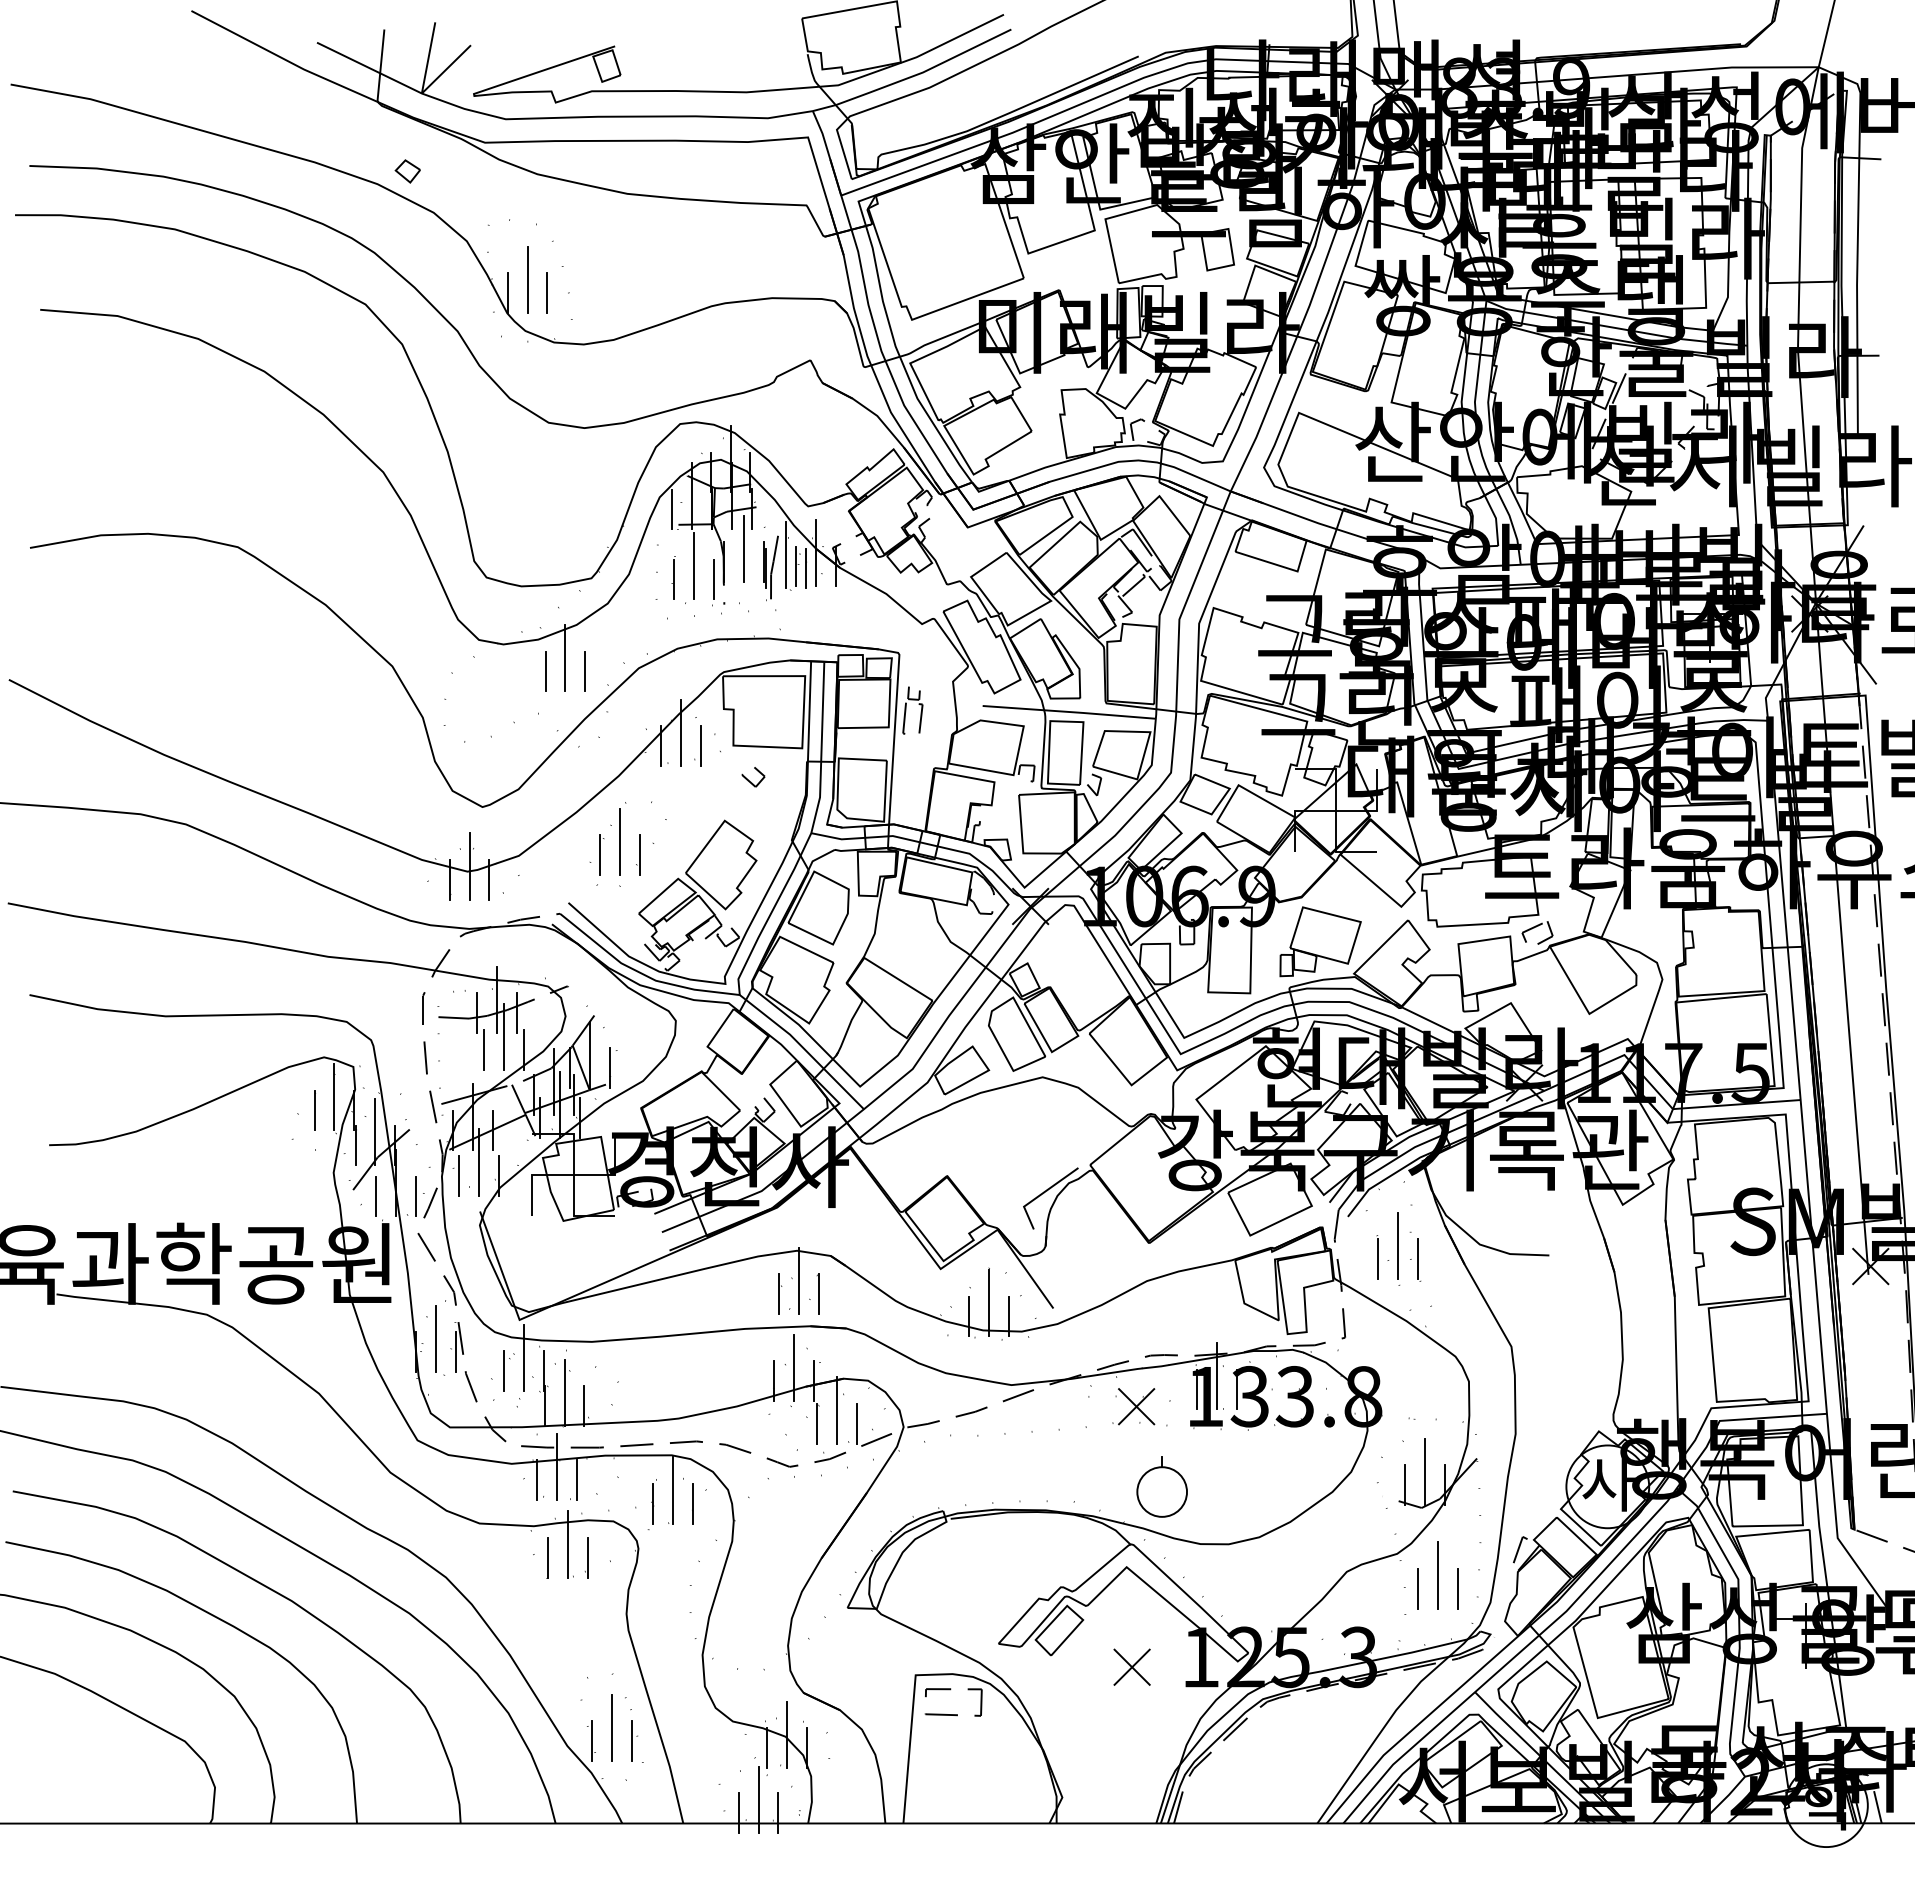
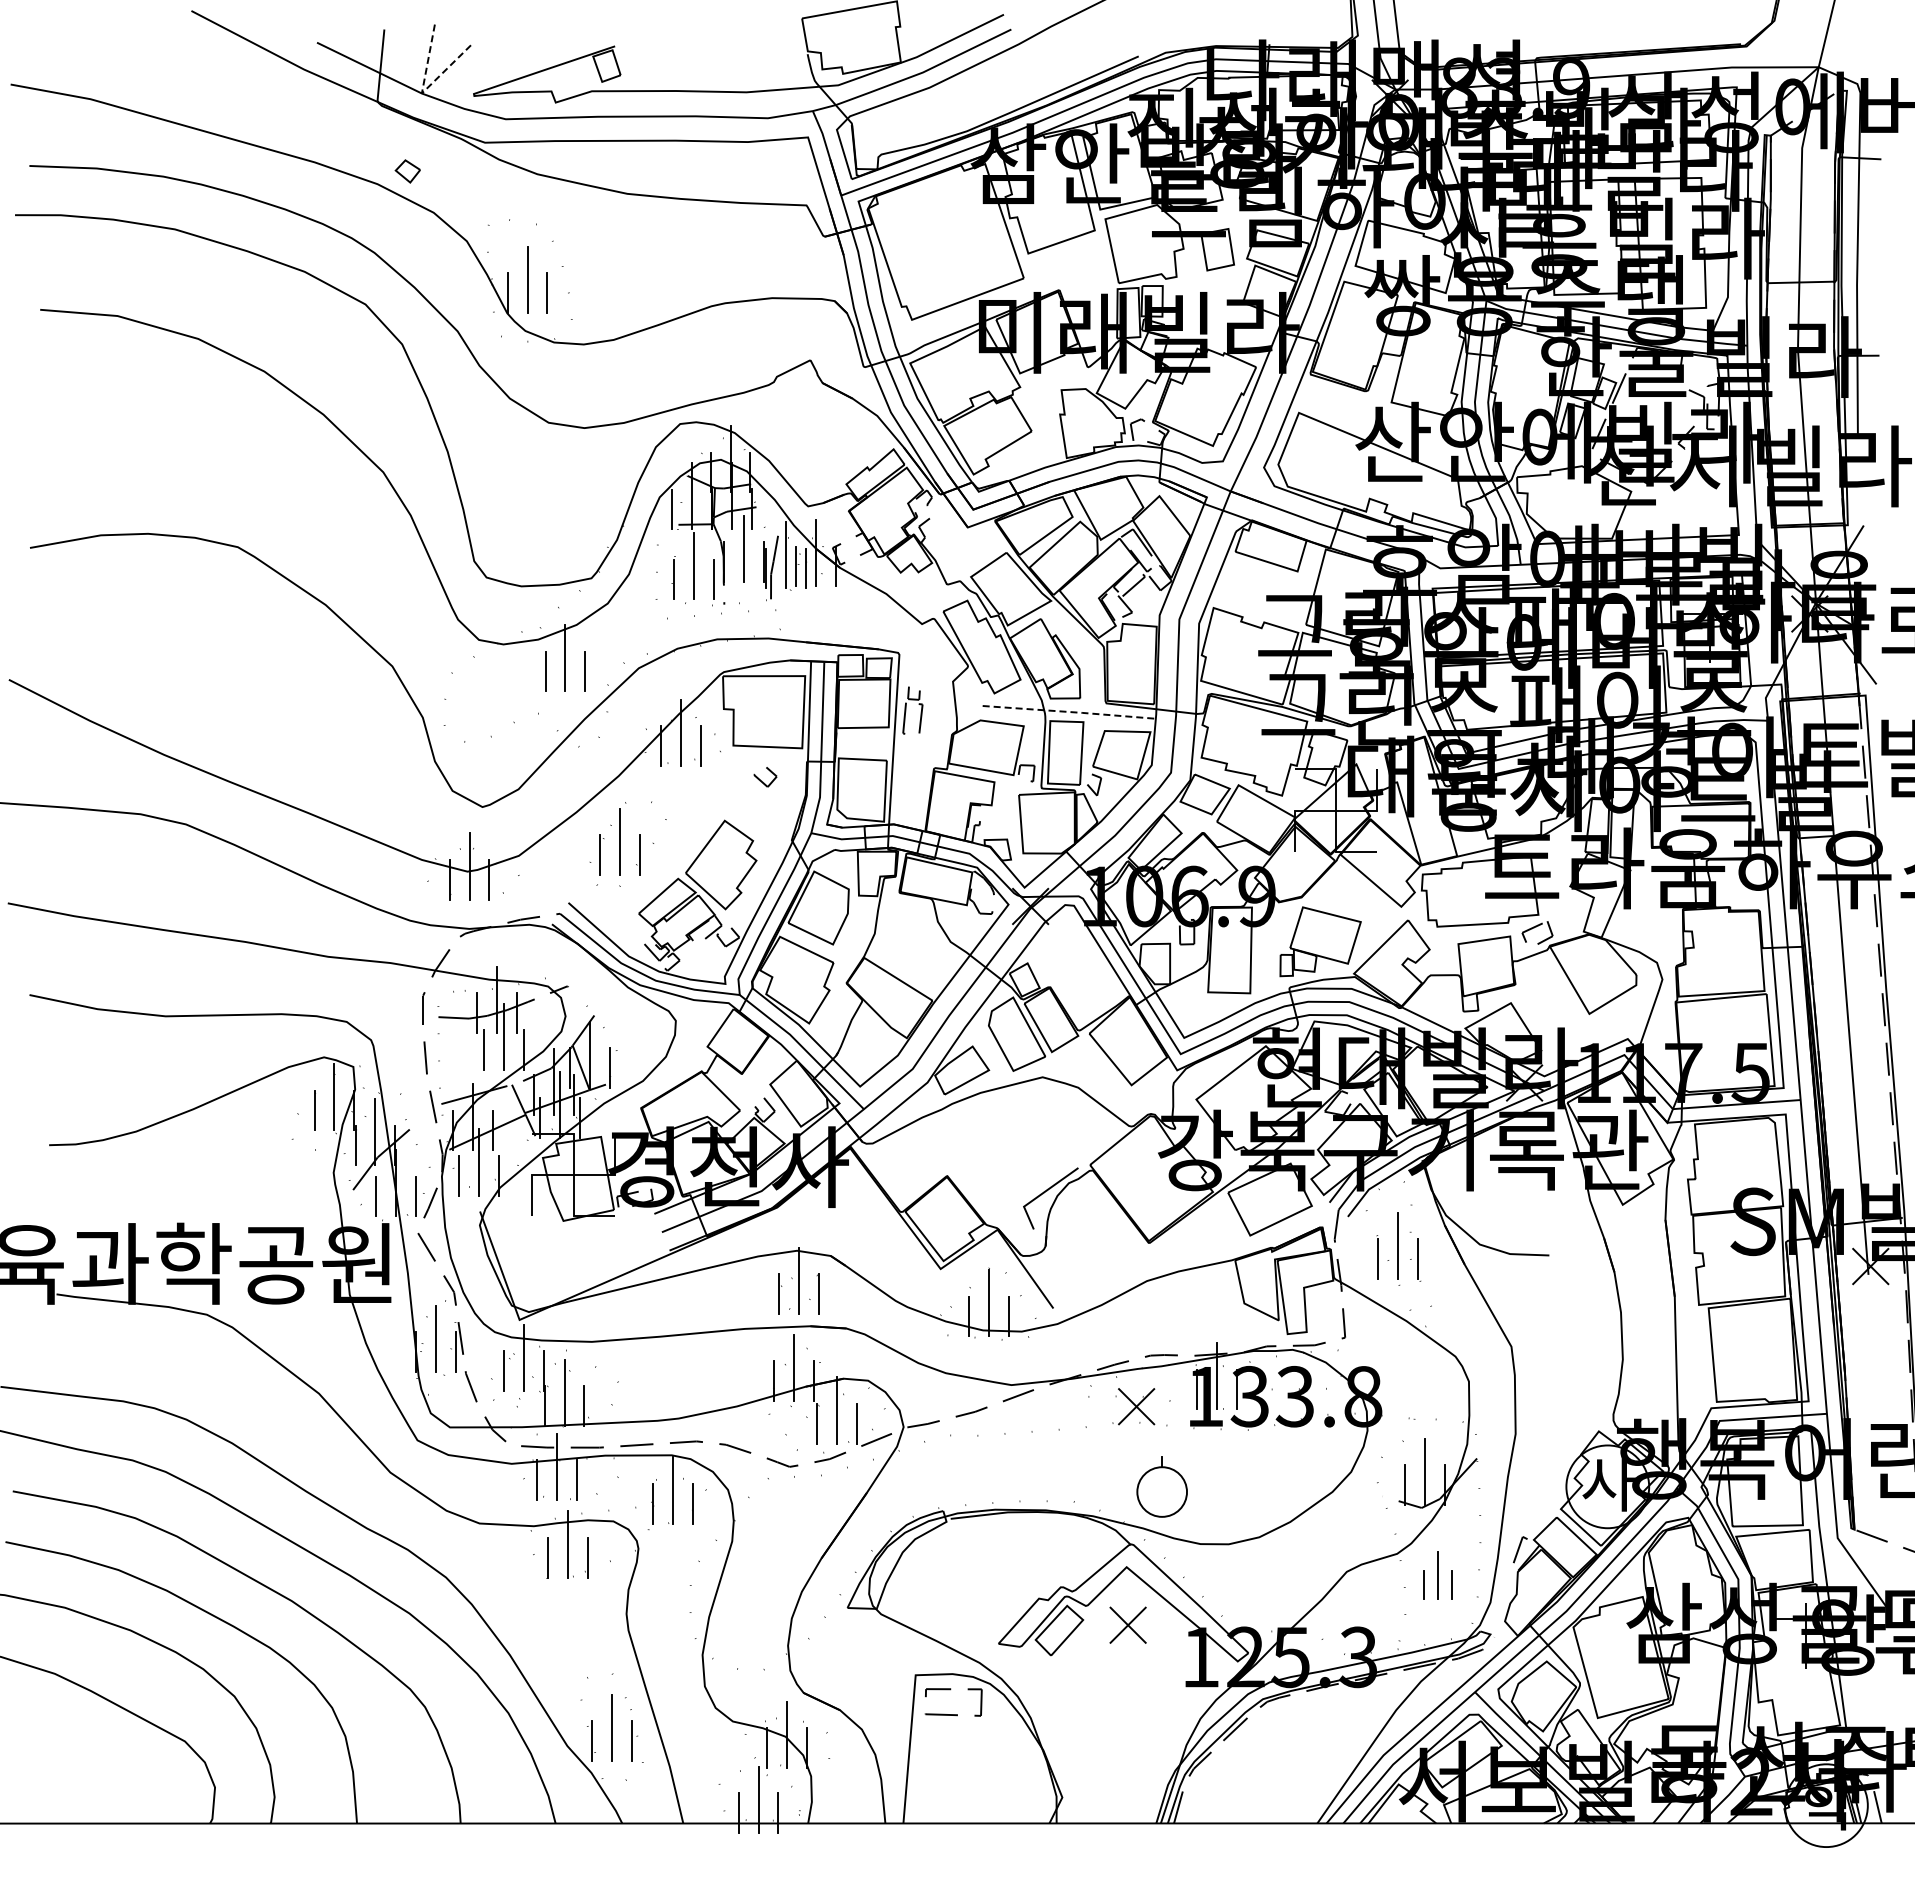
line: solid -> dashed (422, 91)
line: solid -> dashed (1069, 712)
part position: (753, 777) -> (765, 777) (765, 777)
part size: 42x69 px -> 30x49 px (1437, 1575)
part position: (1131, 1666) -> (1127, 1624) (1127, 1624)
